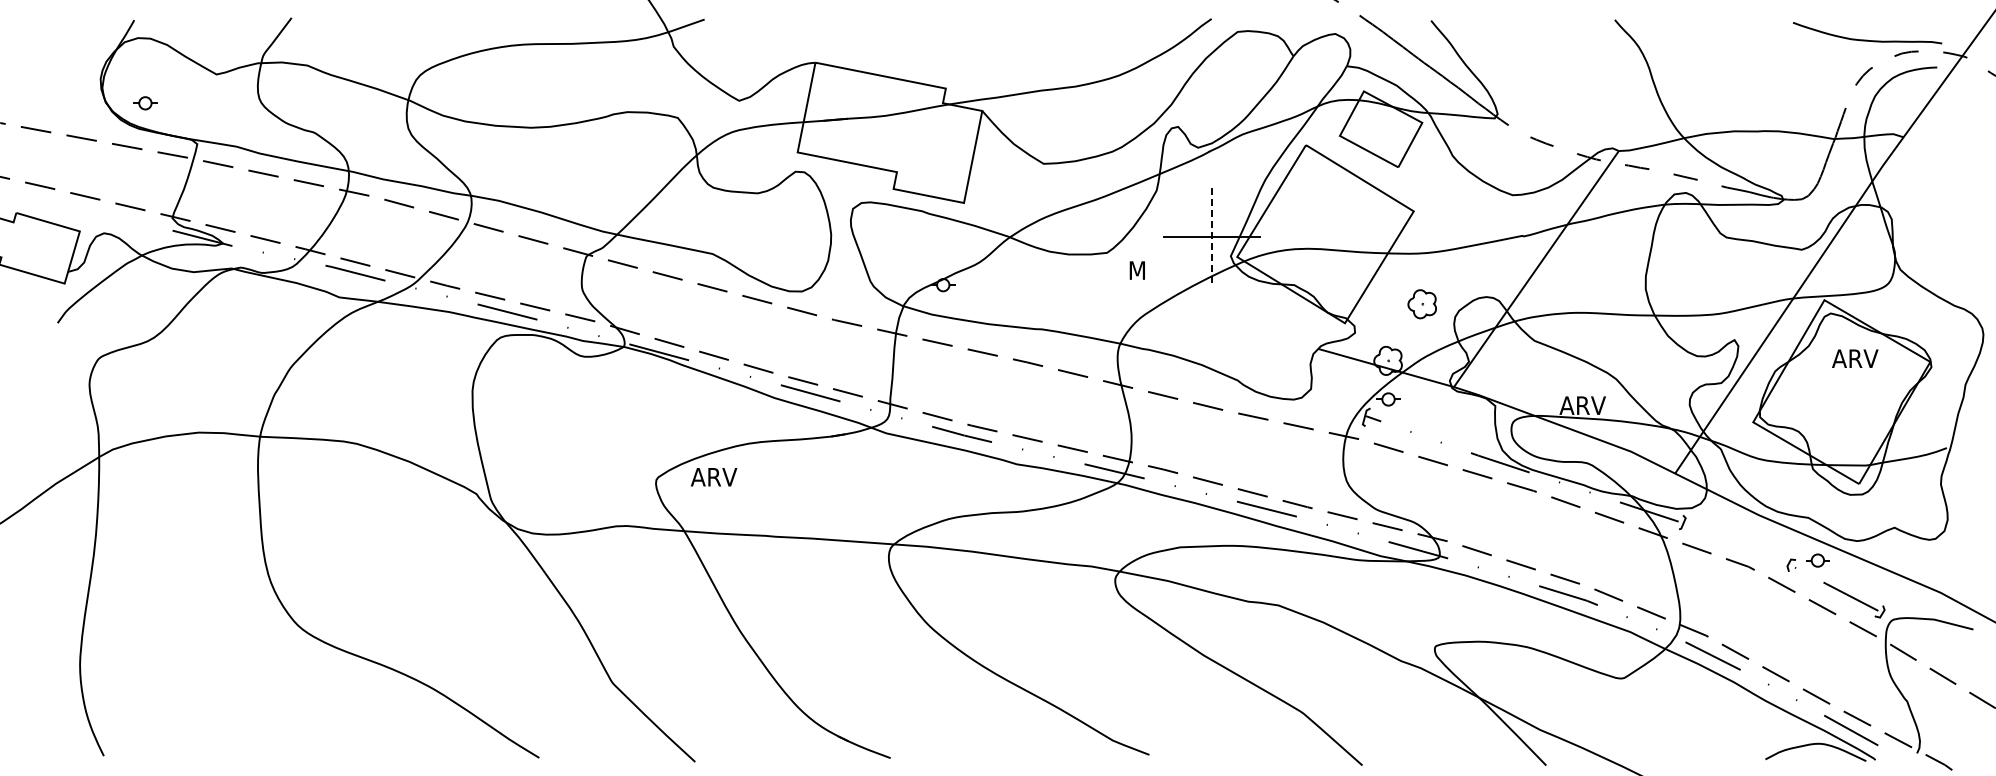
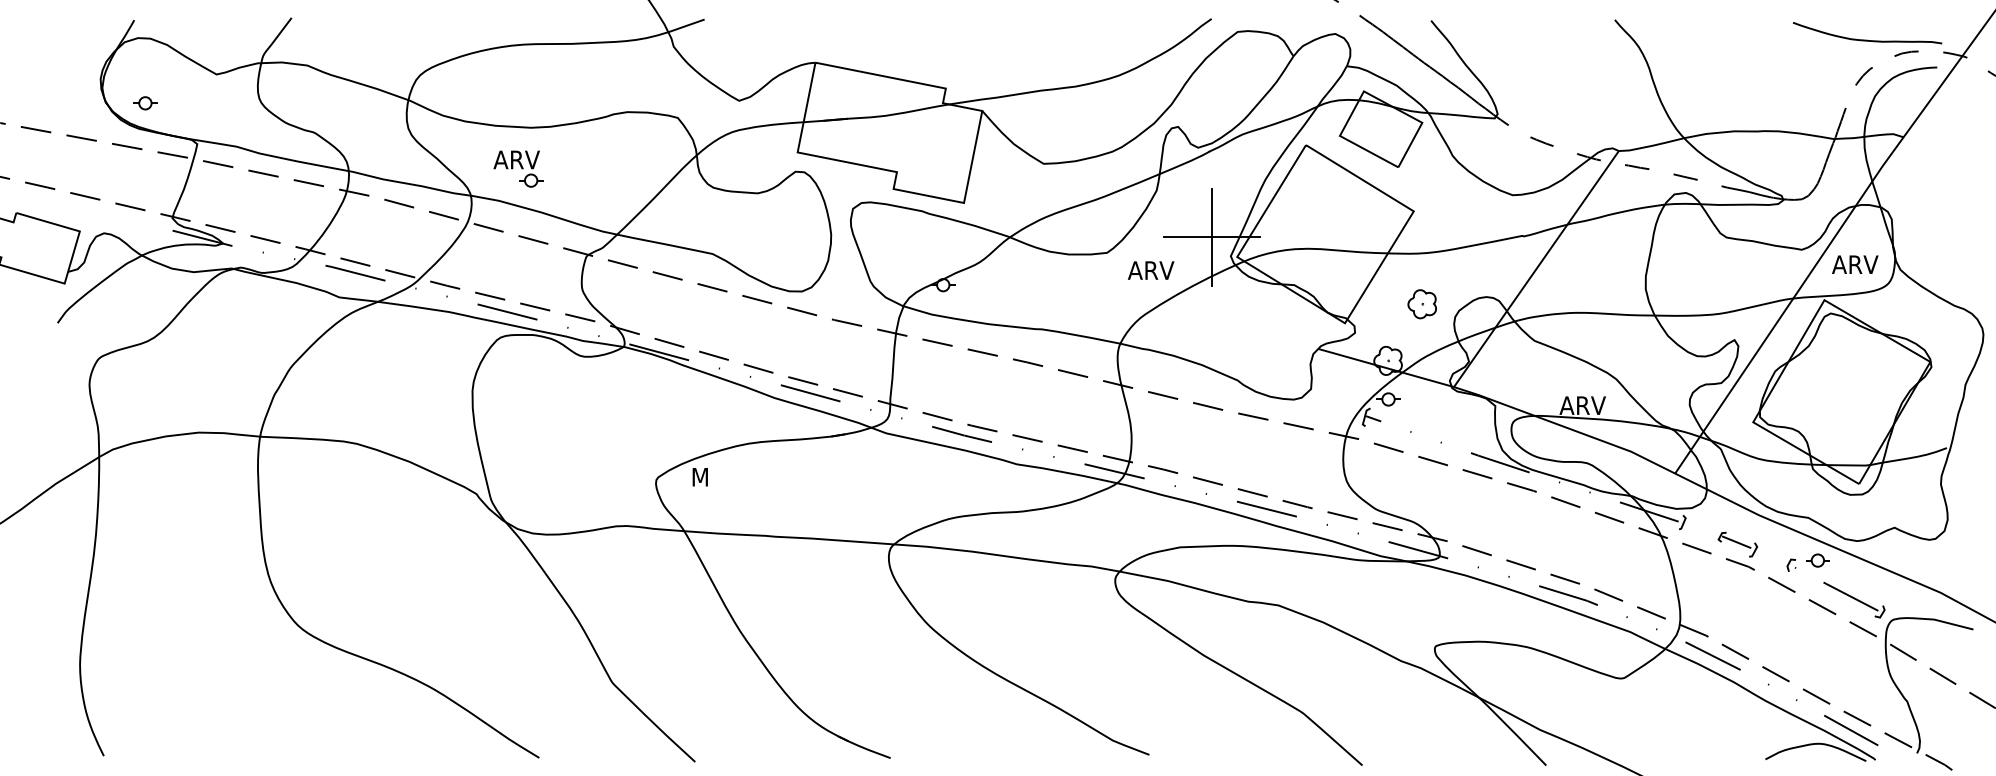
part: none -> present (518, 168)
line: dashed -> solid (1211, 237)
text: M -> ARV (1150, 270)
text position: (1855, 358) -> (1855, 264) (1855, 264)
text: ARV -> M (713, 477)
part: none -> present (1737, 544)
